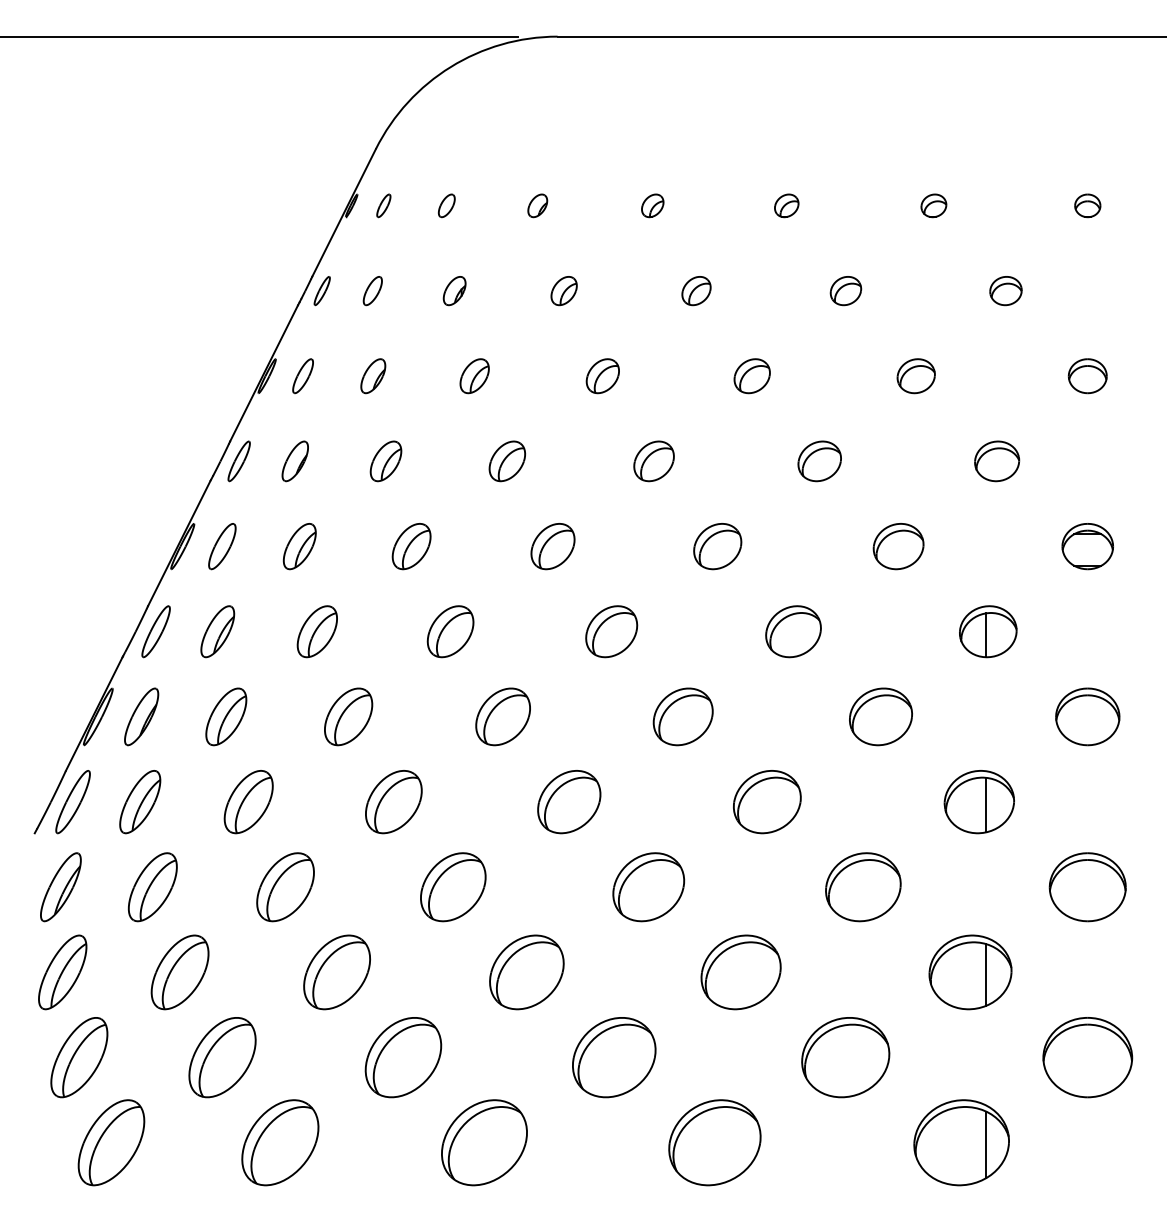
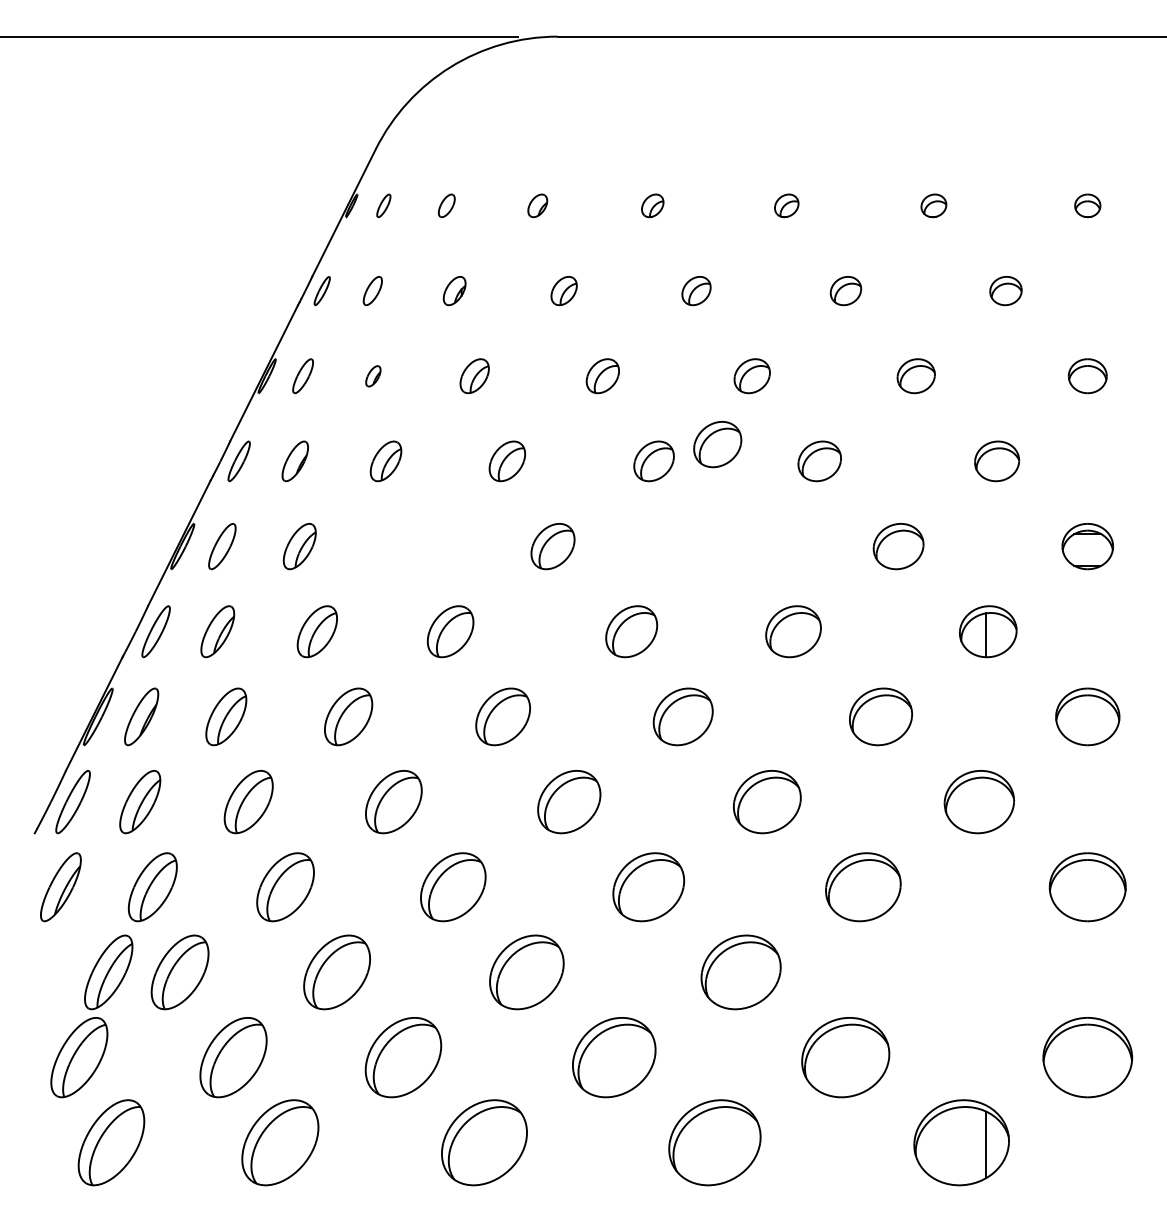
part size: 27x37 px -> 17x23 px (373, 376)
part: present -> none (411, 546)
part position: (717, 546) -> (717, 444) (717, 444)
part position: (611, 631) -> (631, 631) (631, 631)
line: present -> none (986, 804)
part position: (62, 972) -> (108, 972) (108, 972)
part: present -> none (970, 972)
part position: (222, 1057) -> (233, 1057) (233, 1057)
